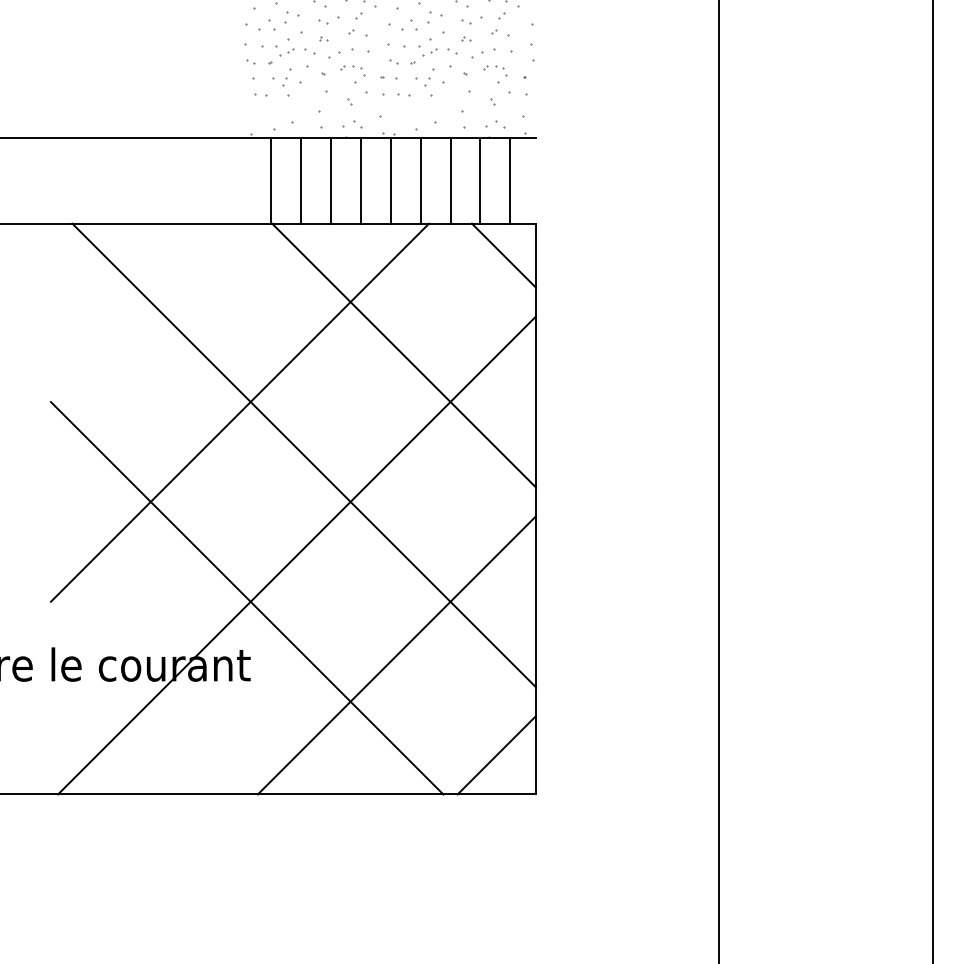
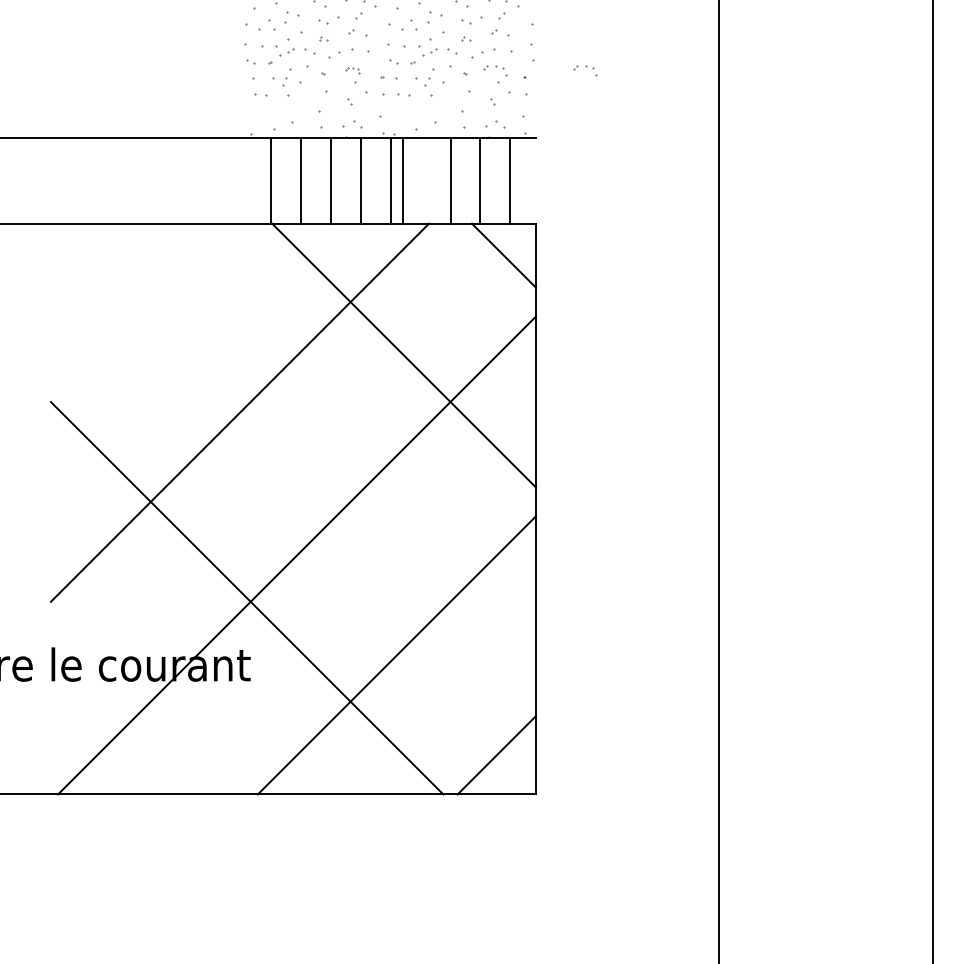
part size: 26x12 px -> 16x8 px (352, 70)
part: none -> present (585, 70)
line position: (420, 180) -> (402, 180) (402, 180)
line: present -> none (303, 455)
